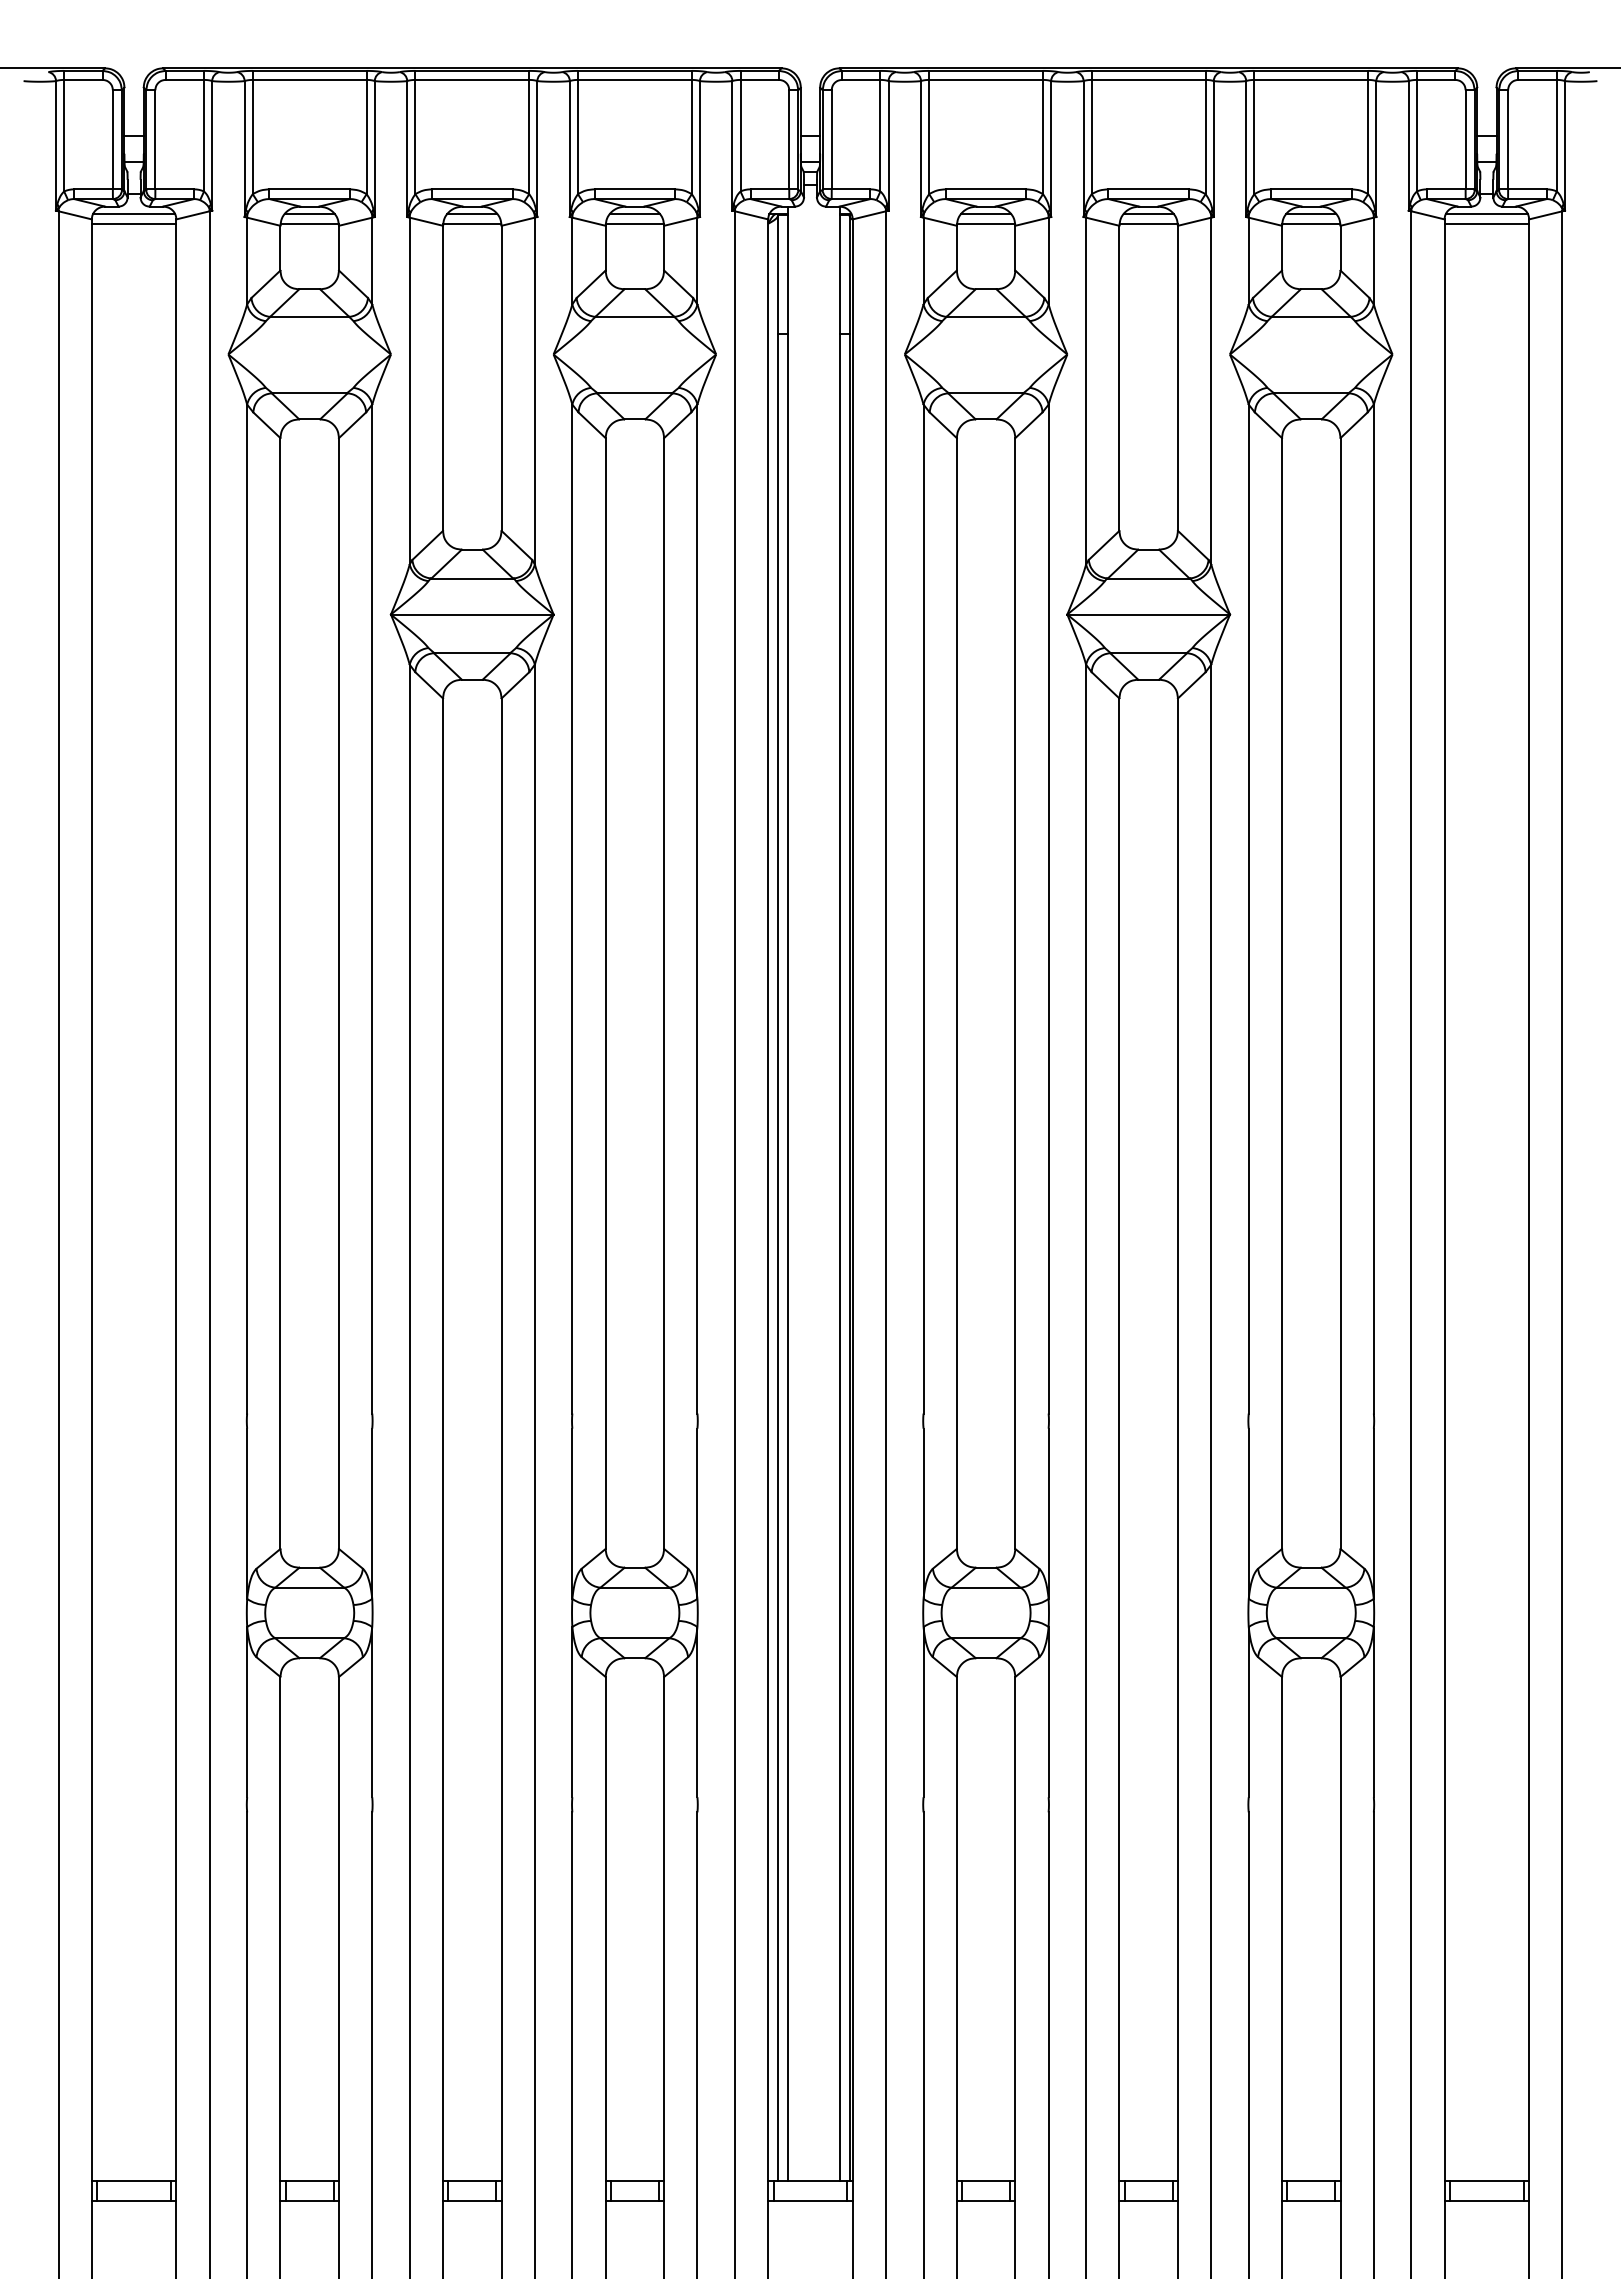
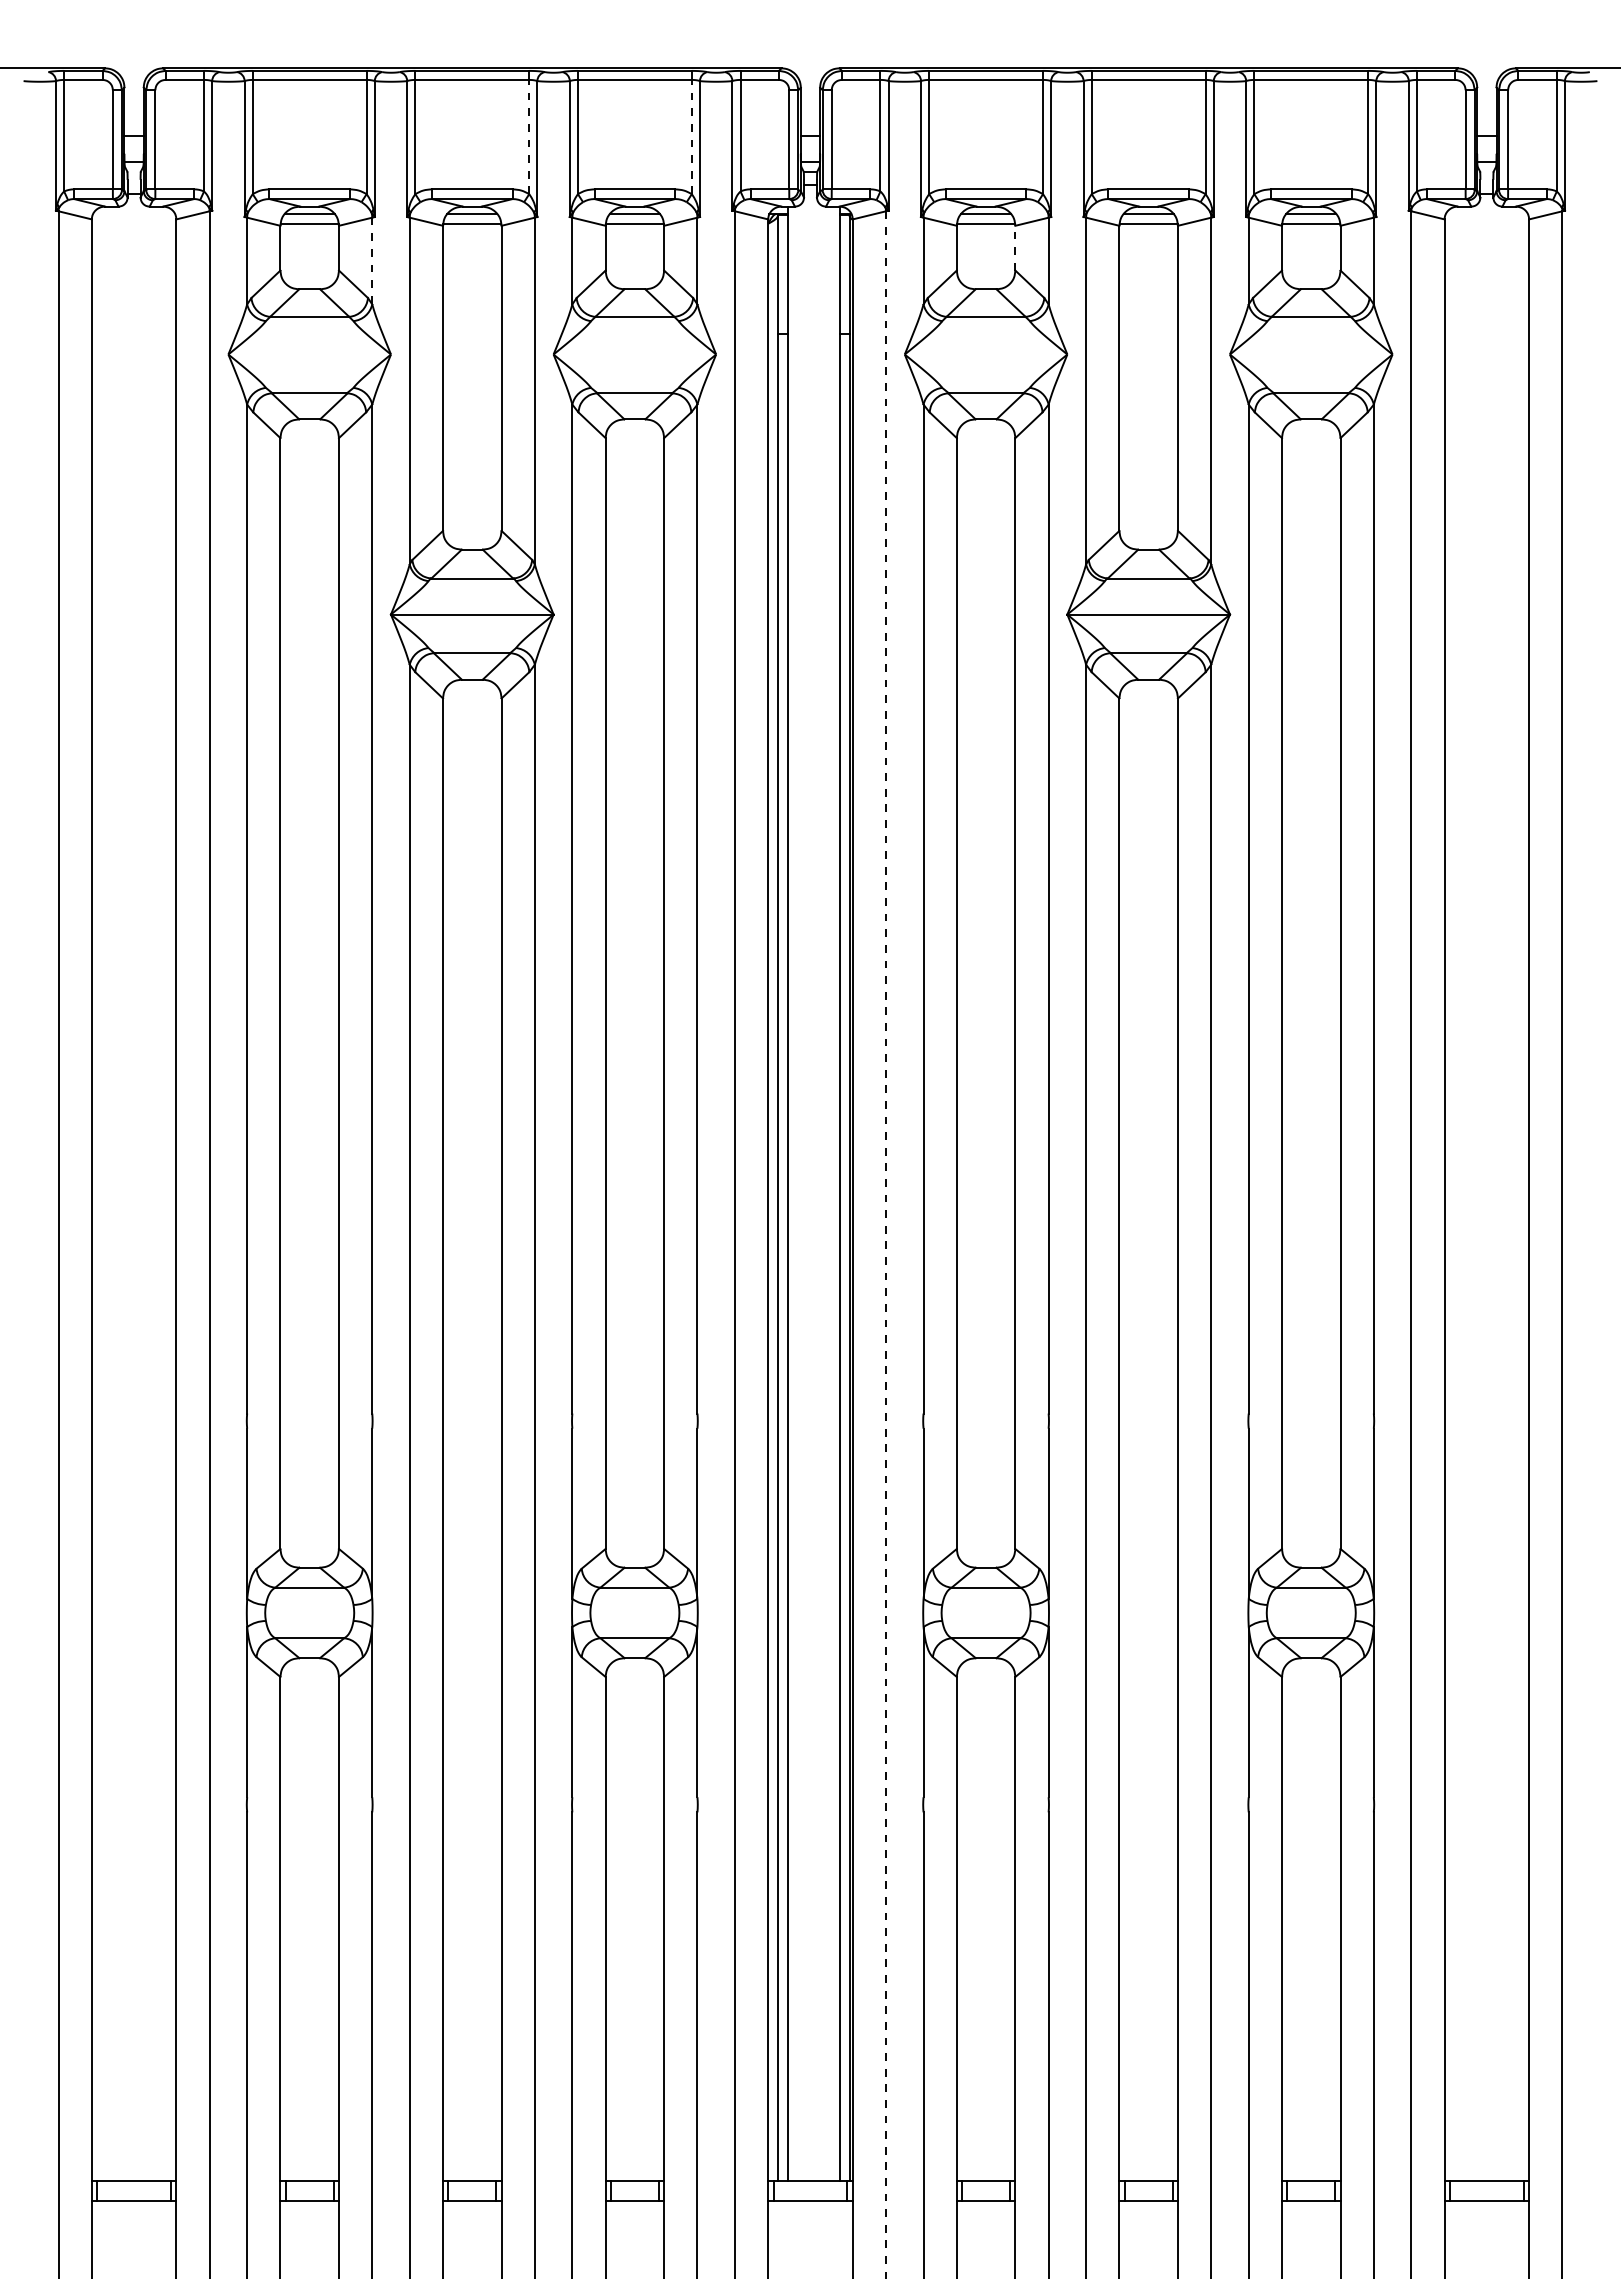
line: solid -> dashed (529, 136)
line: solid -> dashed (691, 136)
line: present -> none (134, 214)
line: present -> none (1486, 214)
line: present -> none (133, 223)
line: present -> none (1486, 223)
line: solid -> dashed (1015, 247)
line: solid -> dashed (372, 261)
line: solid -> dashed (886, 1245)
